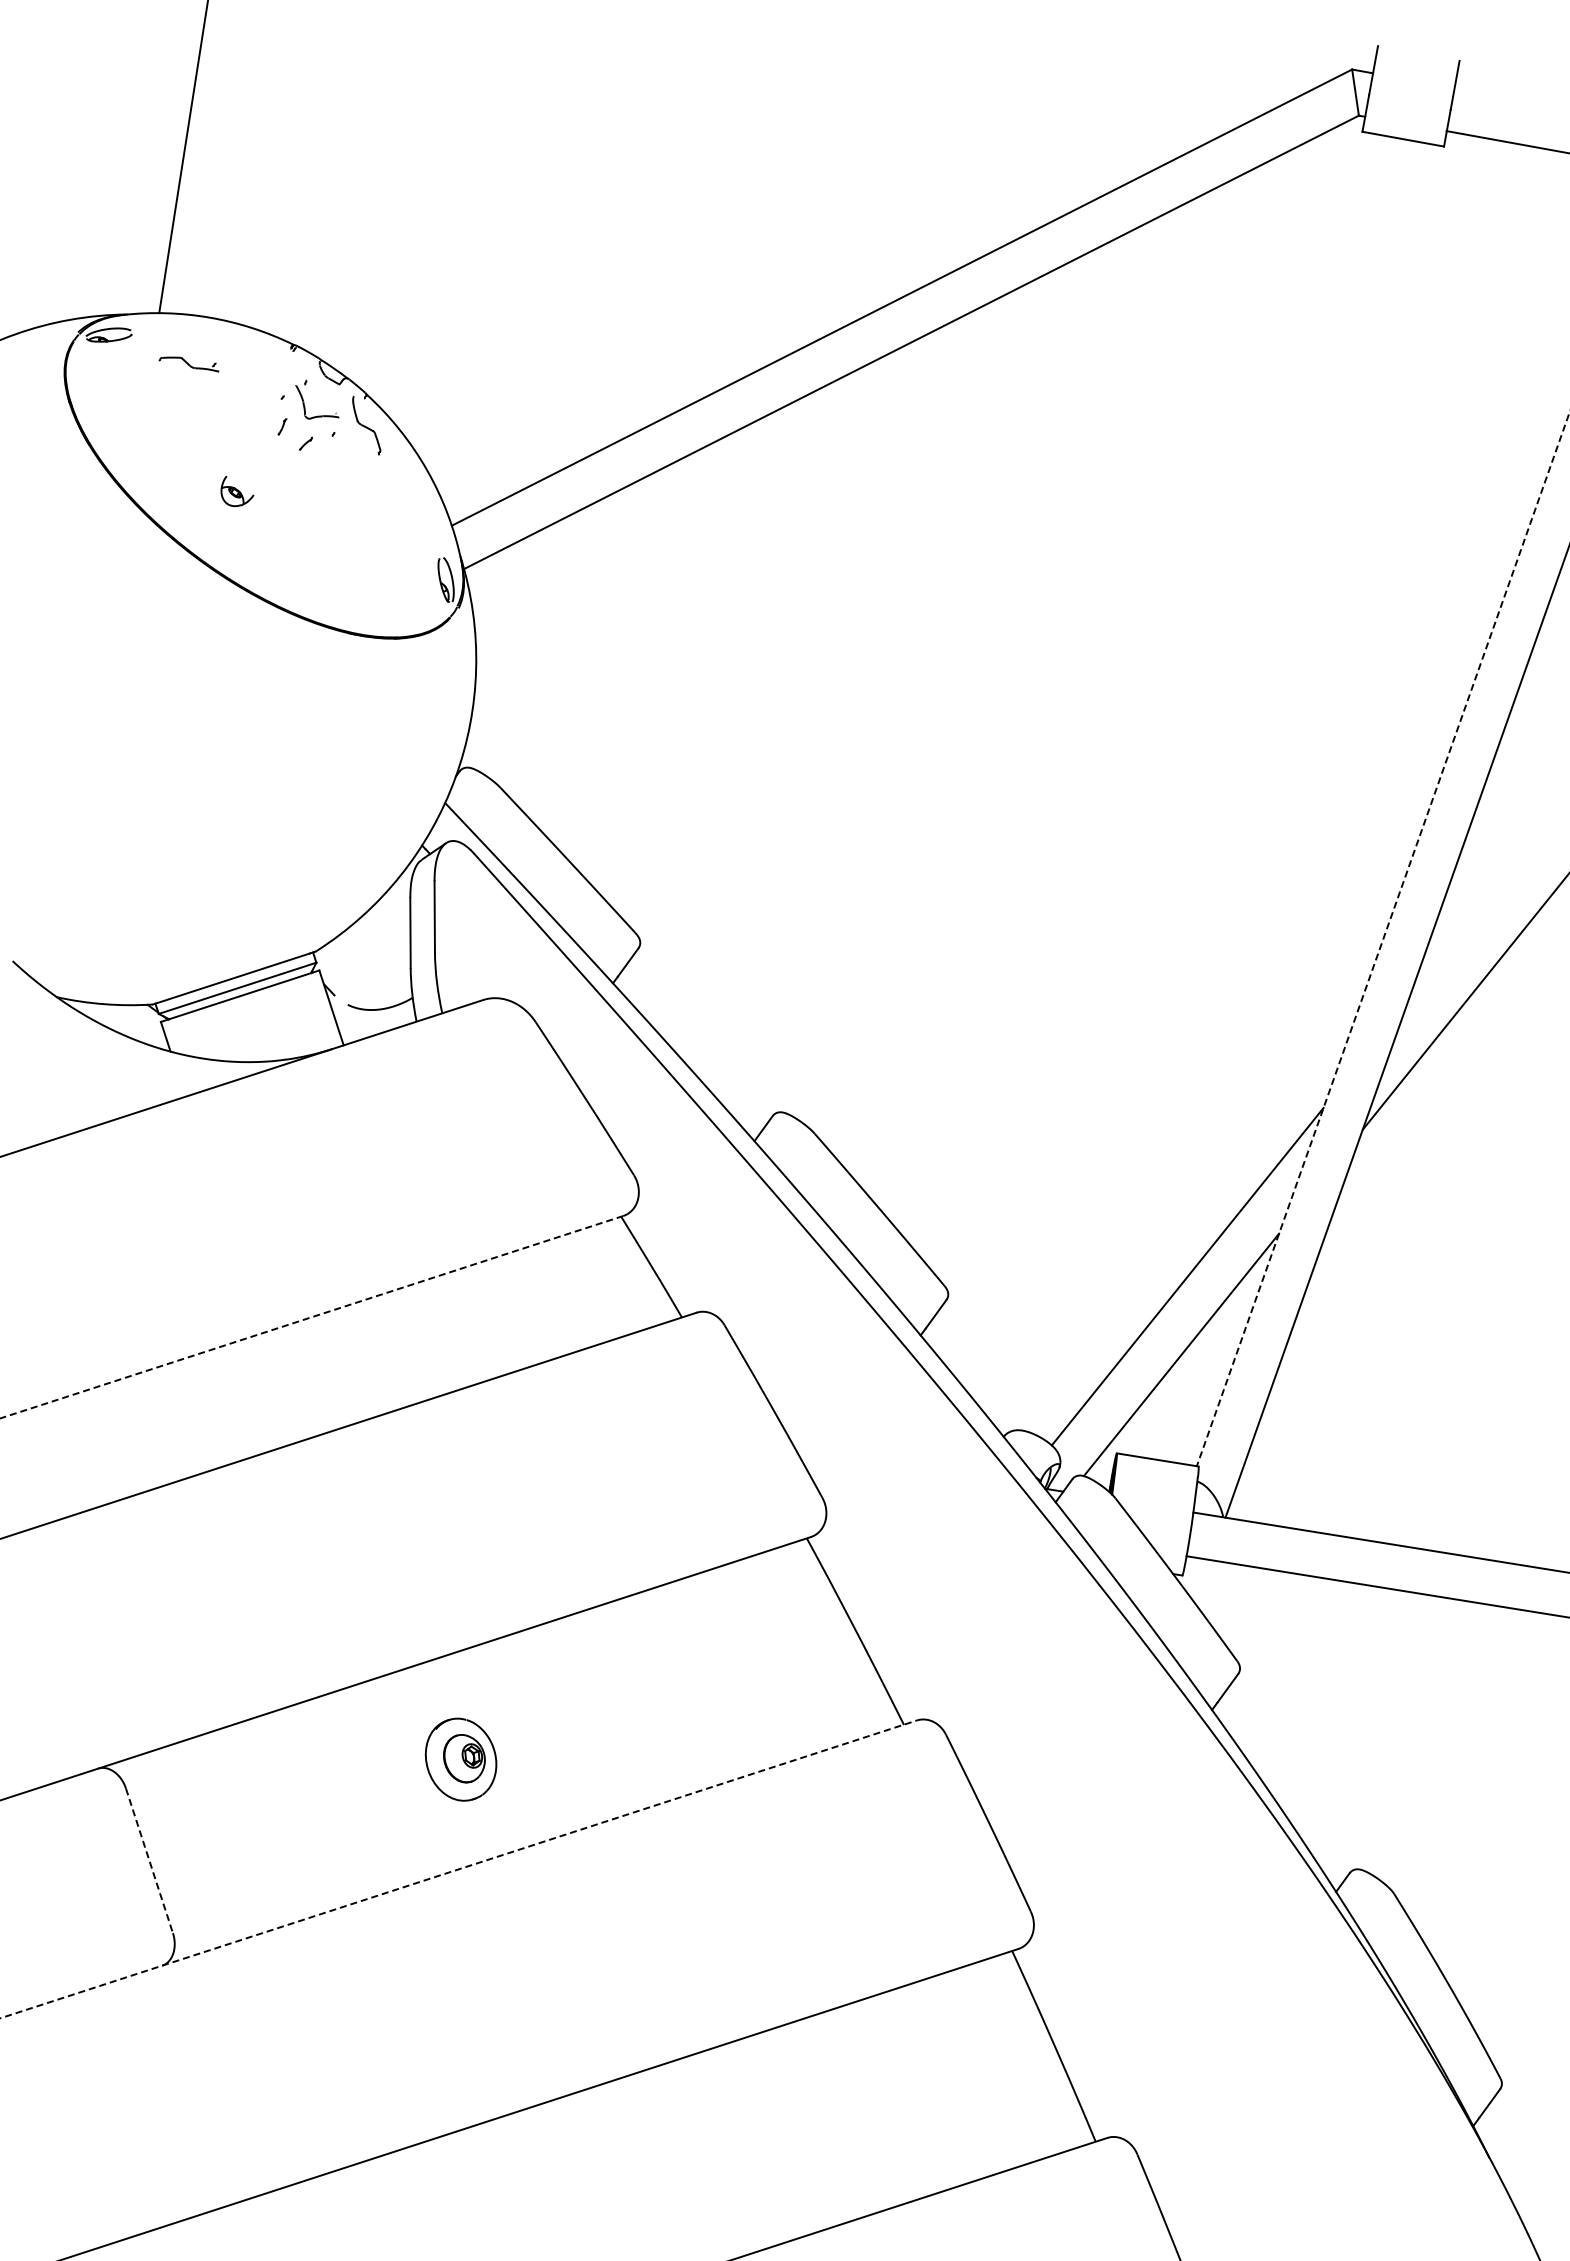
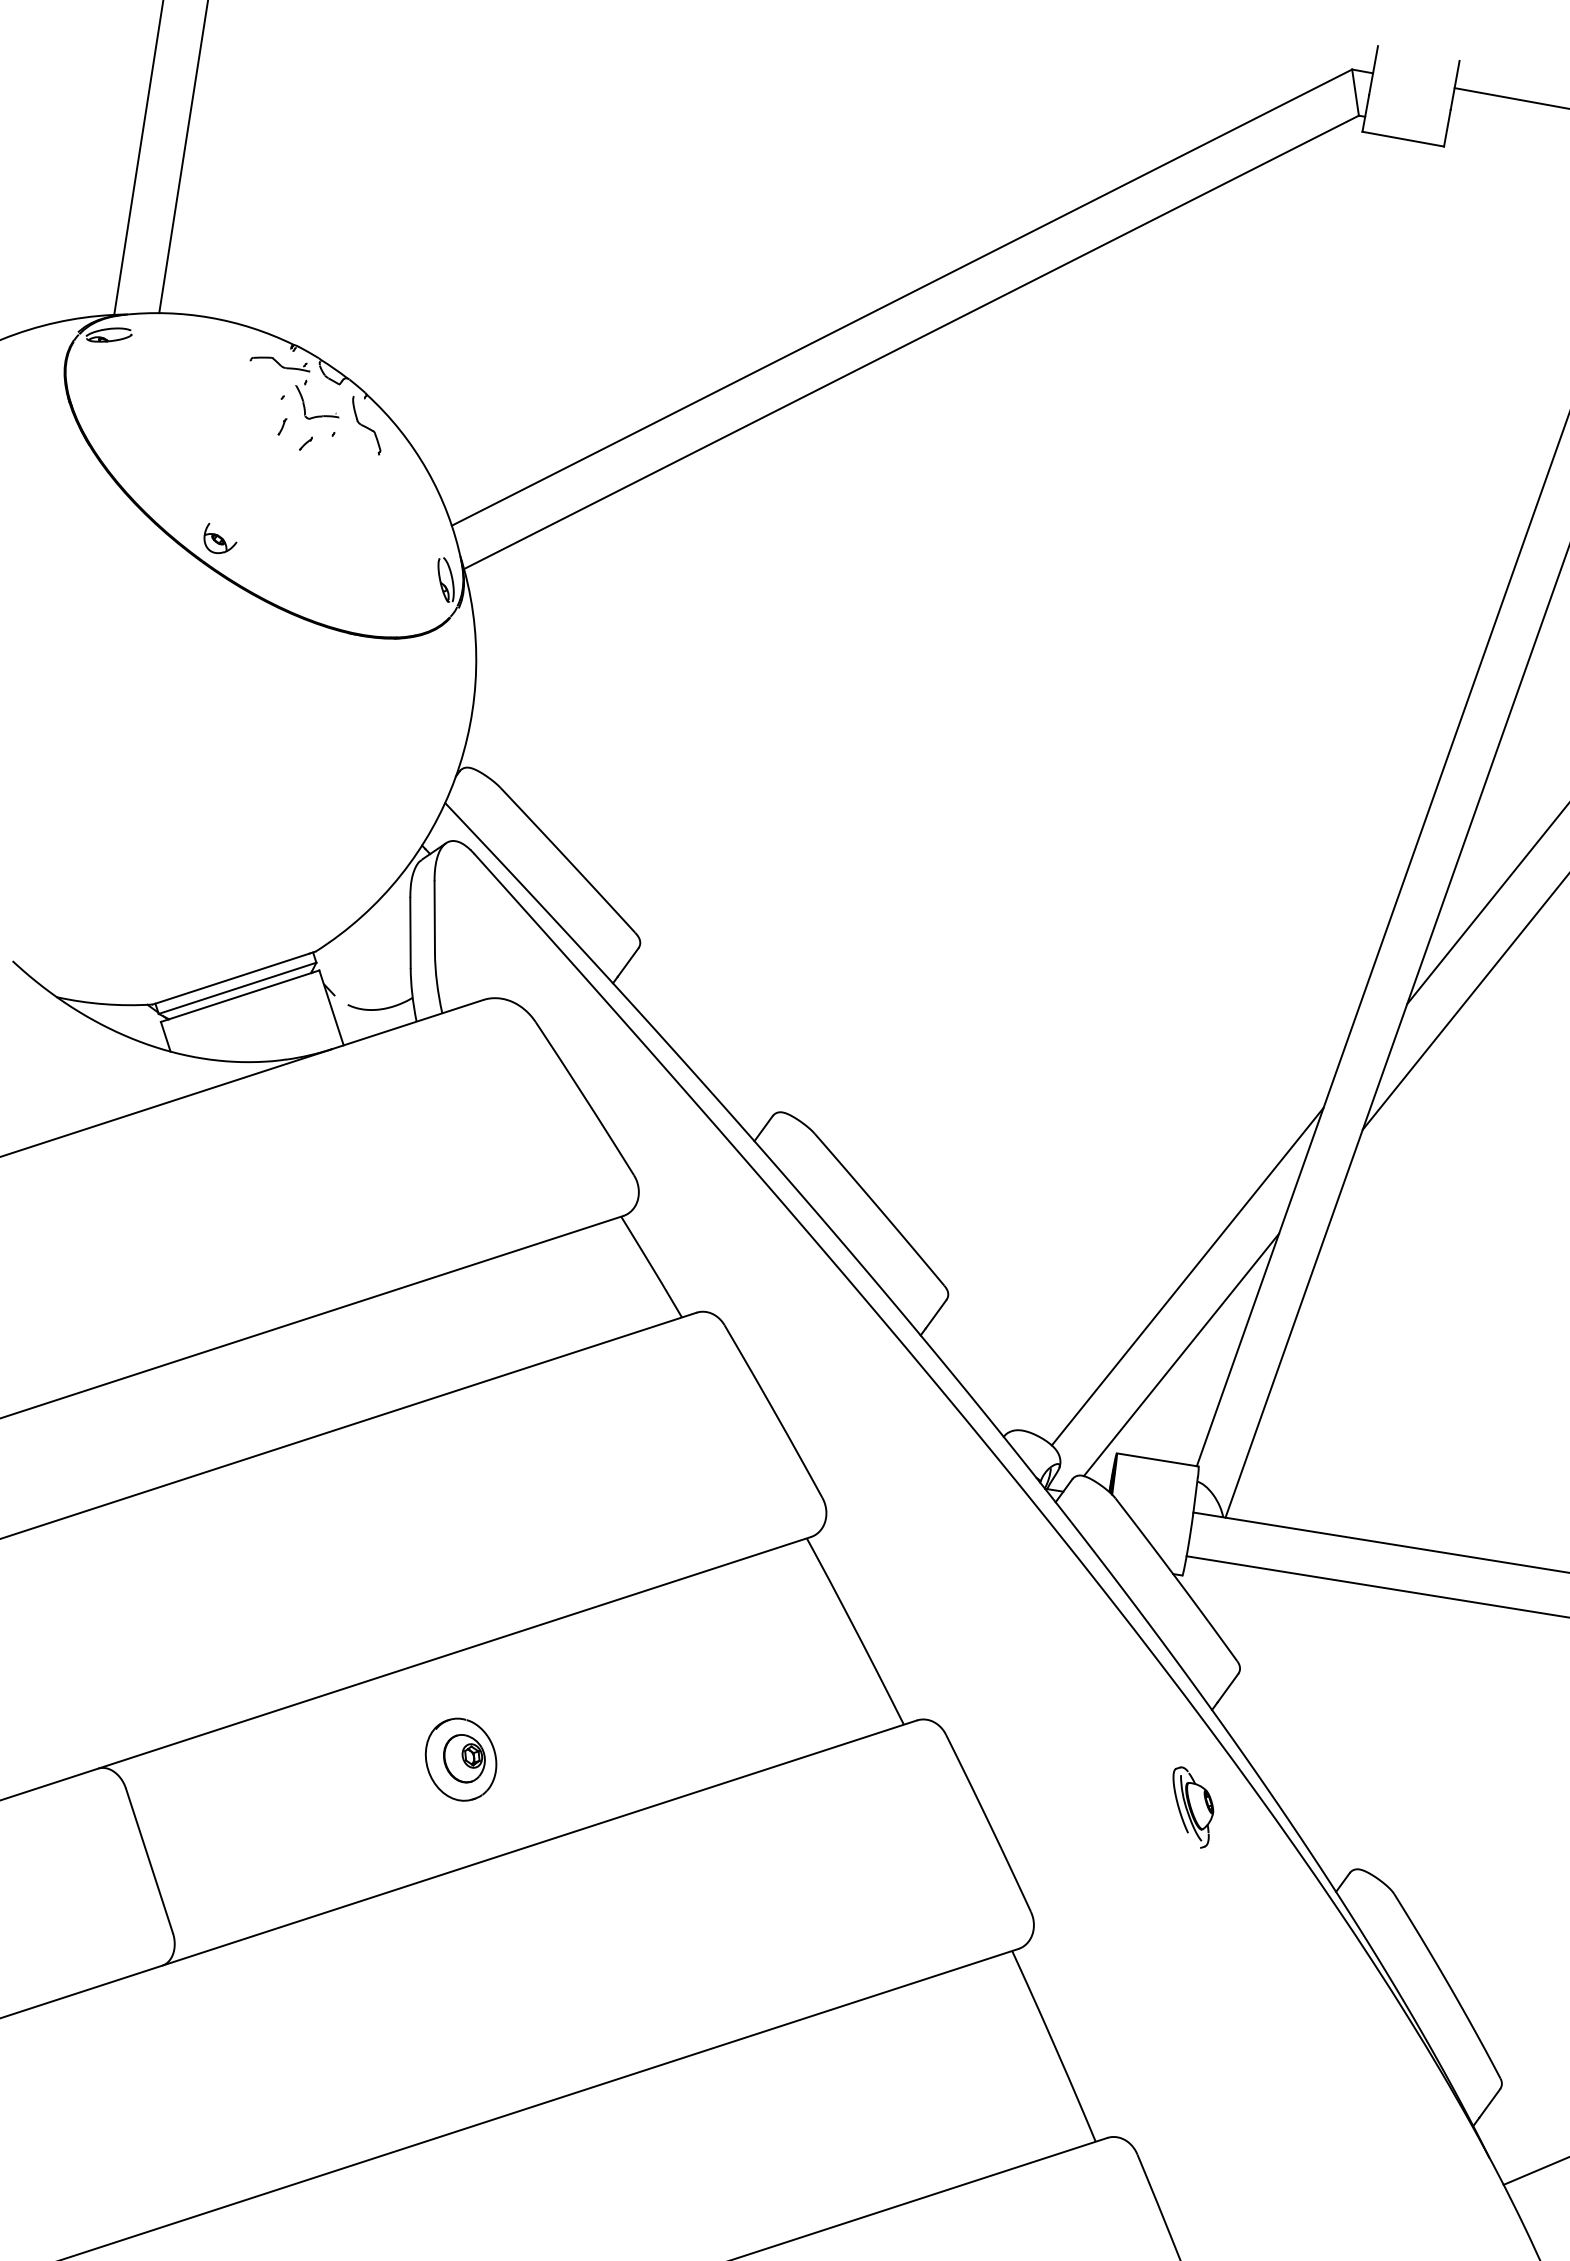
line position: (1506, 141) -> (1510, 98) (1510, 98)
line: none -> present (138, 158)
part position: (188, 364) -> (279, 364) (279, 364)
part position: (237, 491) -> (220, 538) (220, 538)
line: none -> present (1486, 905)
line: dashed -> solid (1383, 939)
line: dashed -> solid (311, 1317)
part: none -> present (1193, 1807)
line: dashed -> solid (149, 1860)
line: dashed -> solid (458, 1869)
line: none -> present (1534, 2171)
